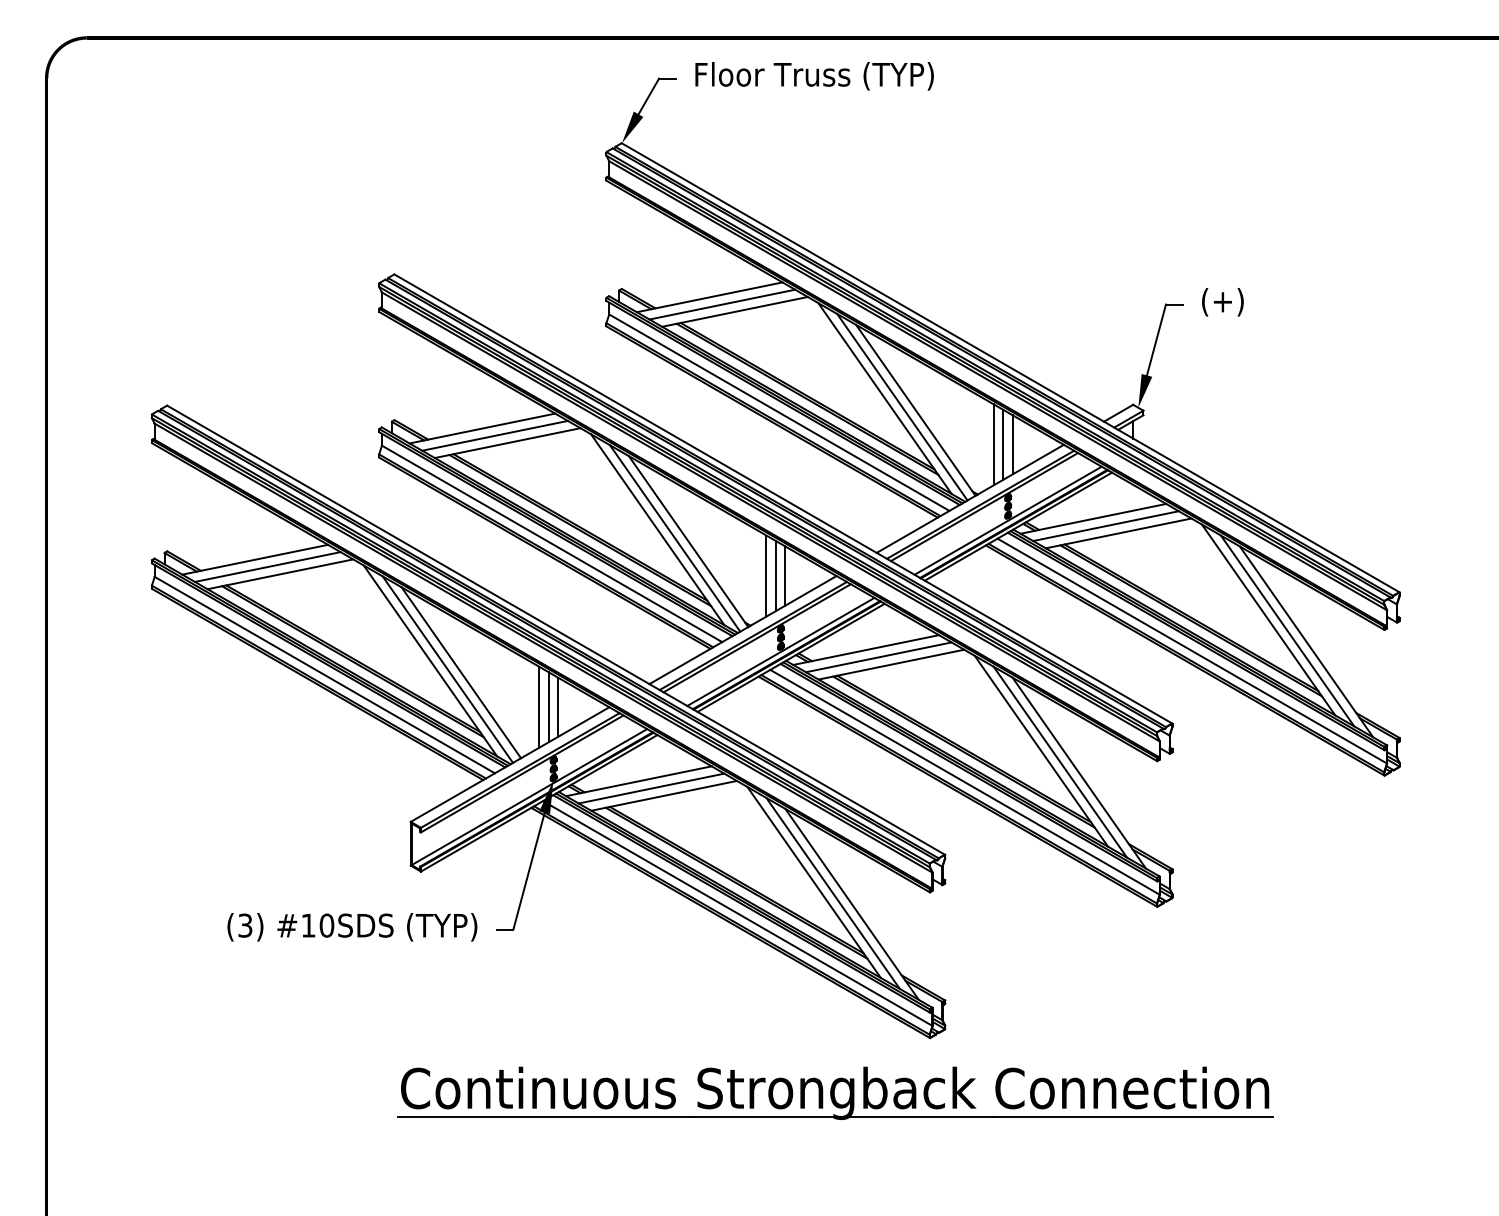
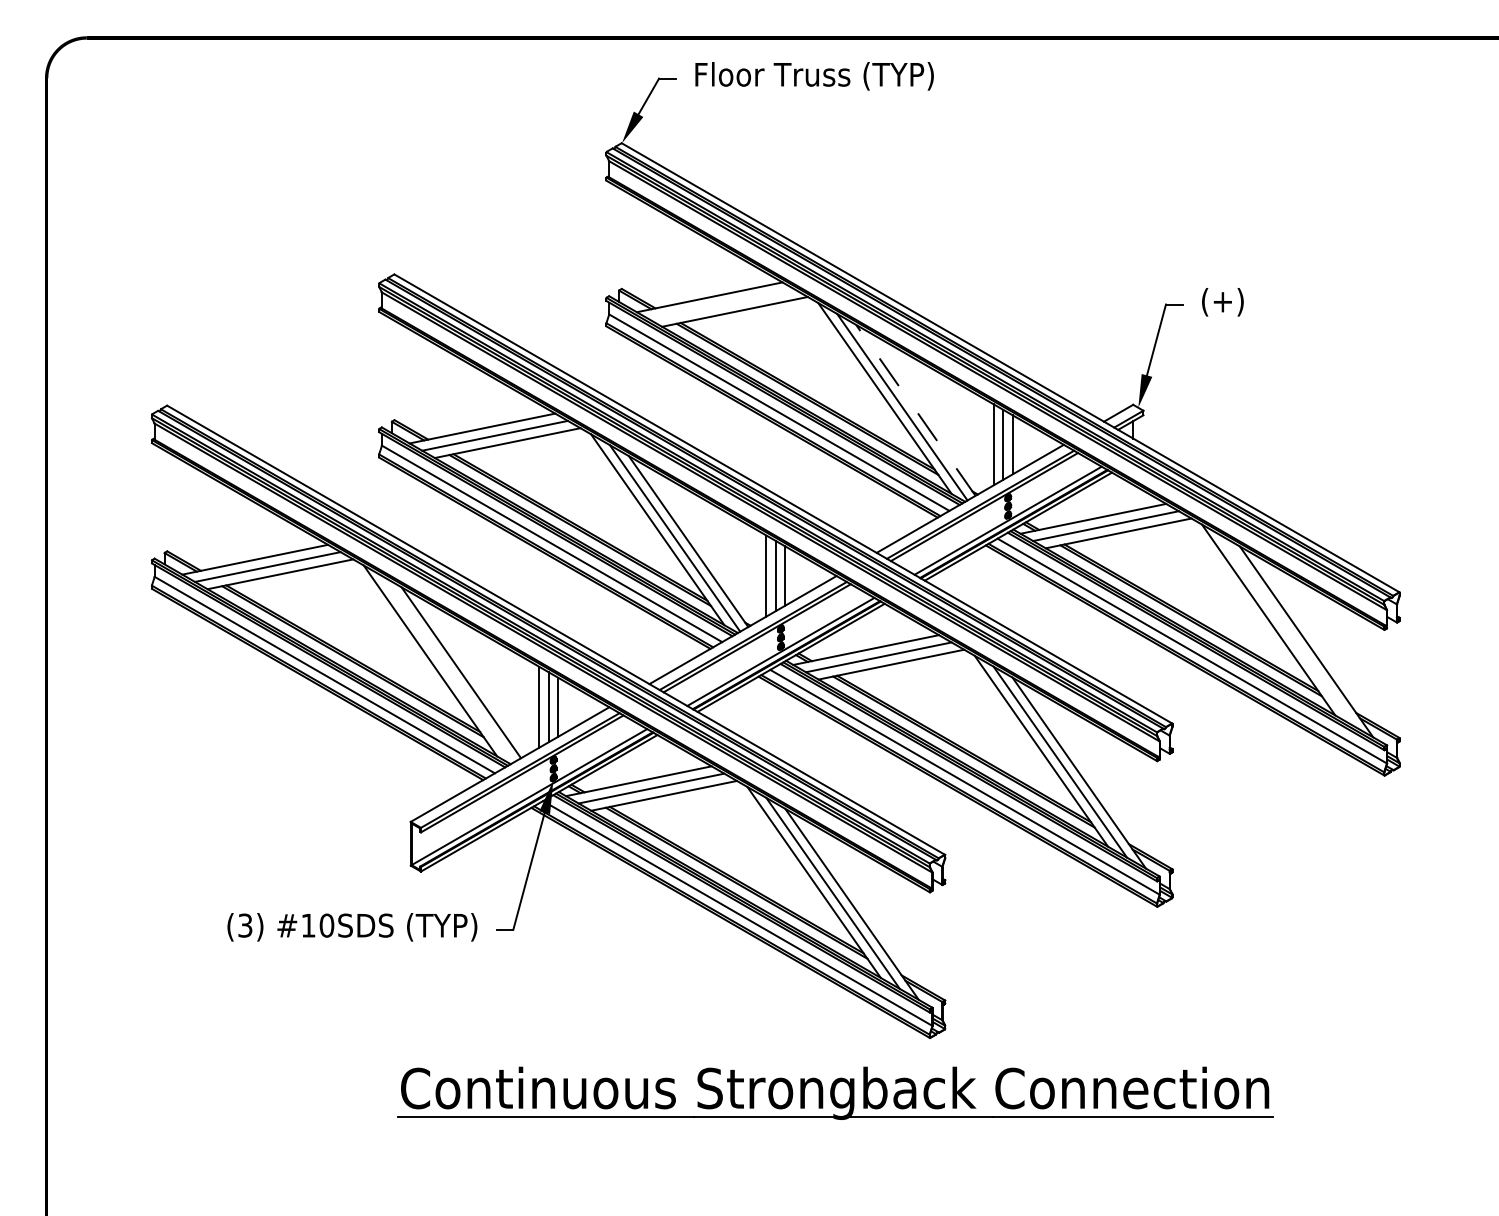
line: present -> none (722, 304)
line: solid -> dashed (915, 409)
line: present -> none (1287, 630)
line: present -> none (447, 669)
